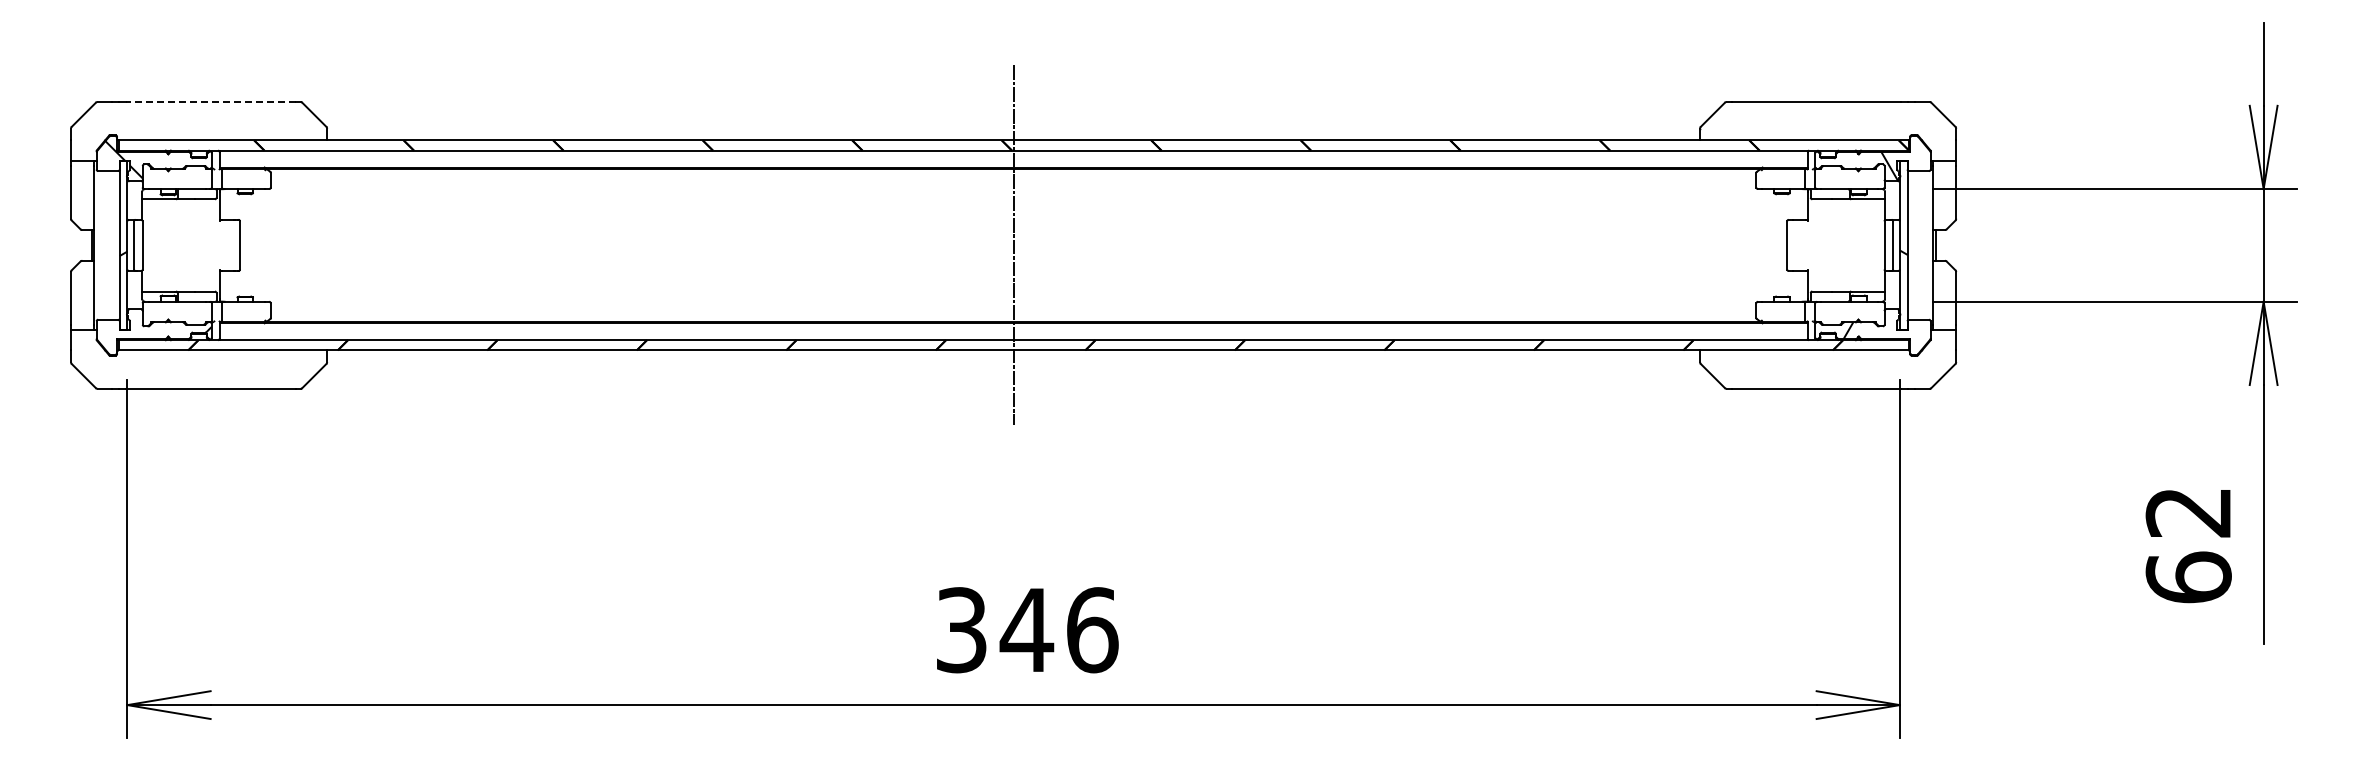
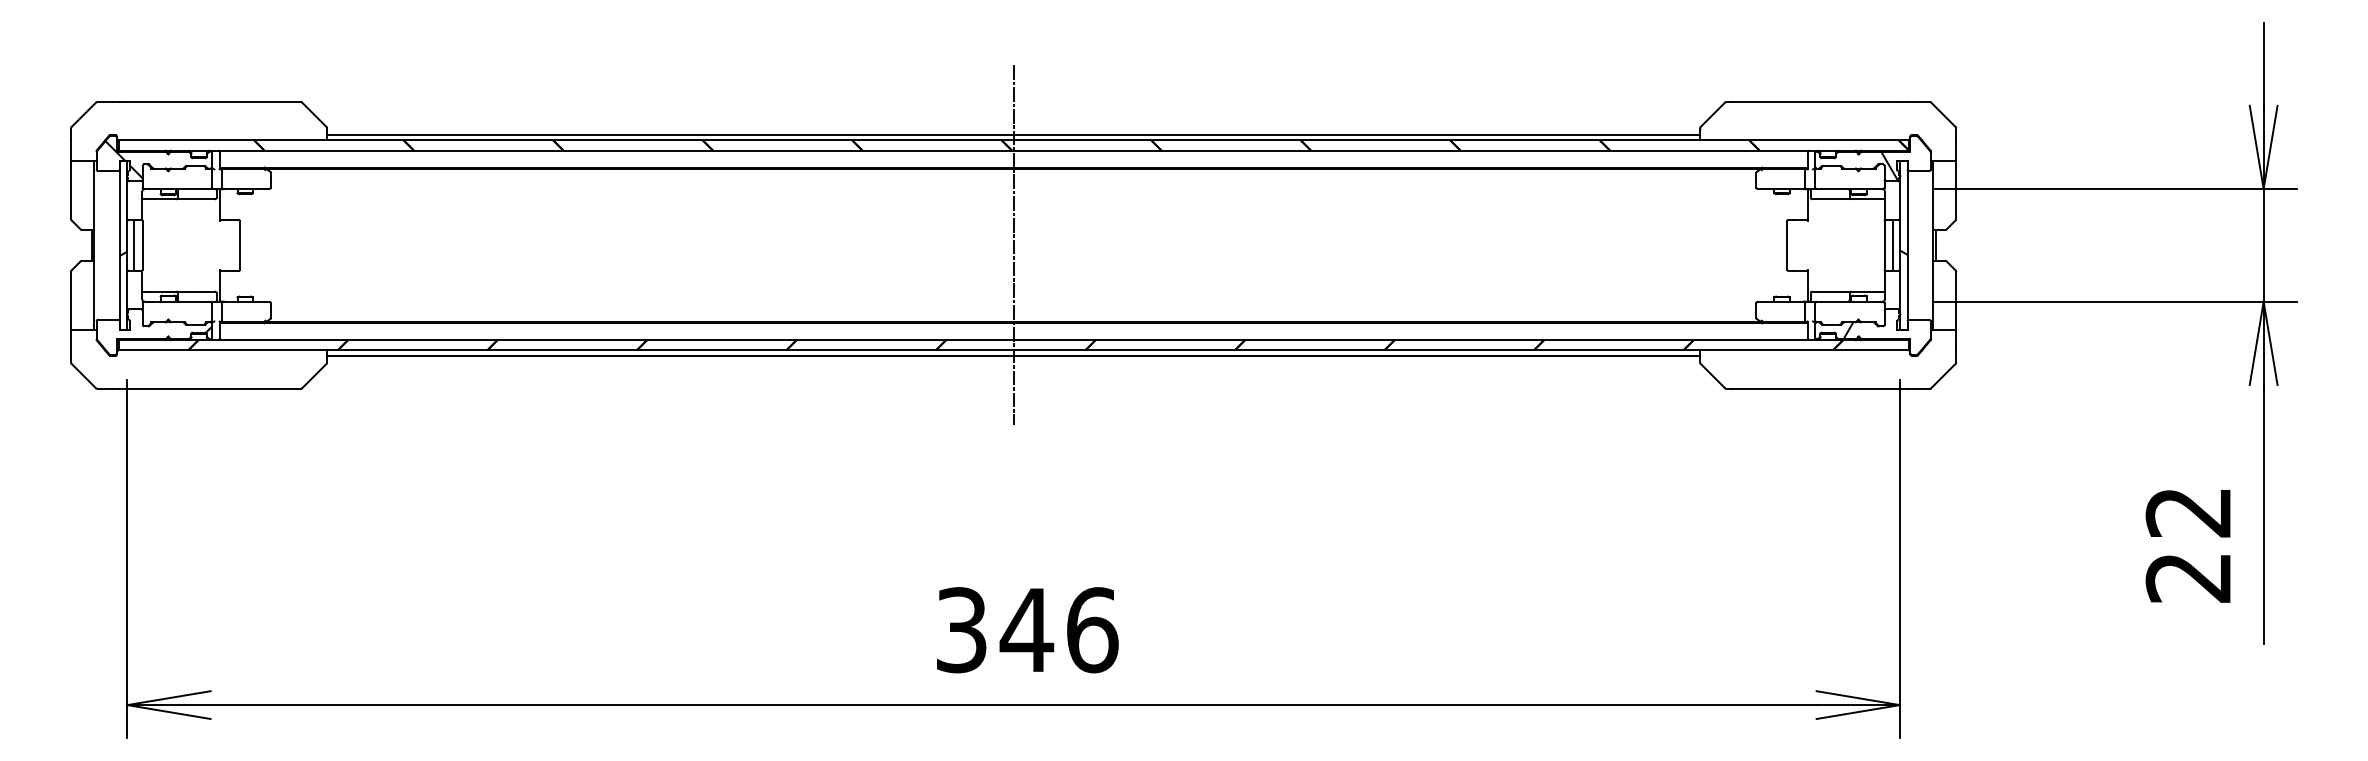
line: dashed -> solid (210, 101)
line: none -> present (1013, 135)
line: none -> present (1013, 355)
text: 62 -> 22 (2188, 577)
